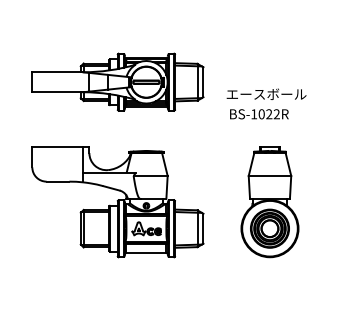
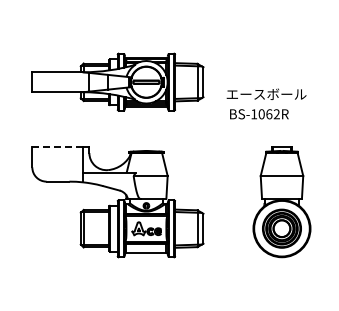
text: BS-1022R -> BS-1062R (269, 114)
line: solid -> dashed (57, 147)
part position: (269, 202) -> (281, 202) (281, 202)
